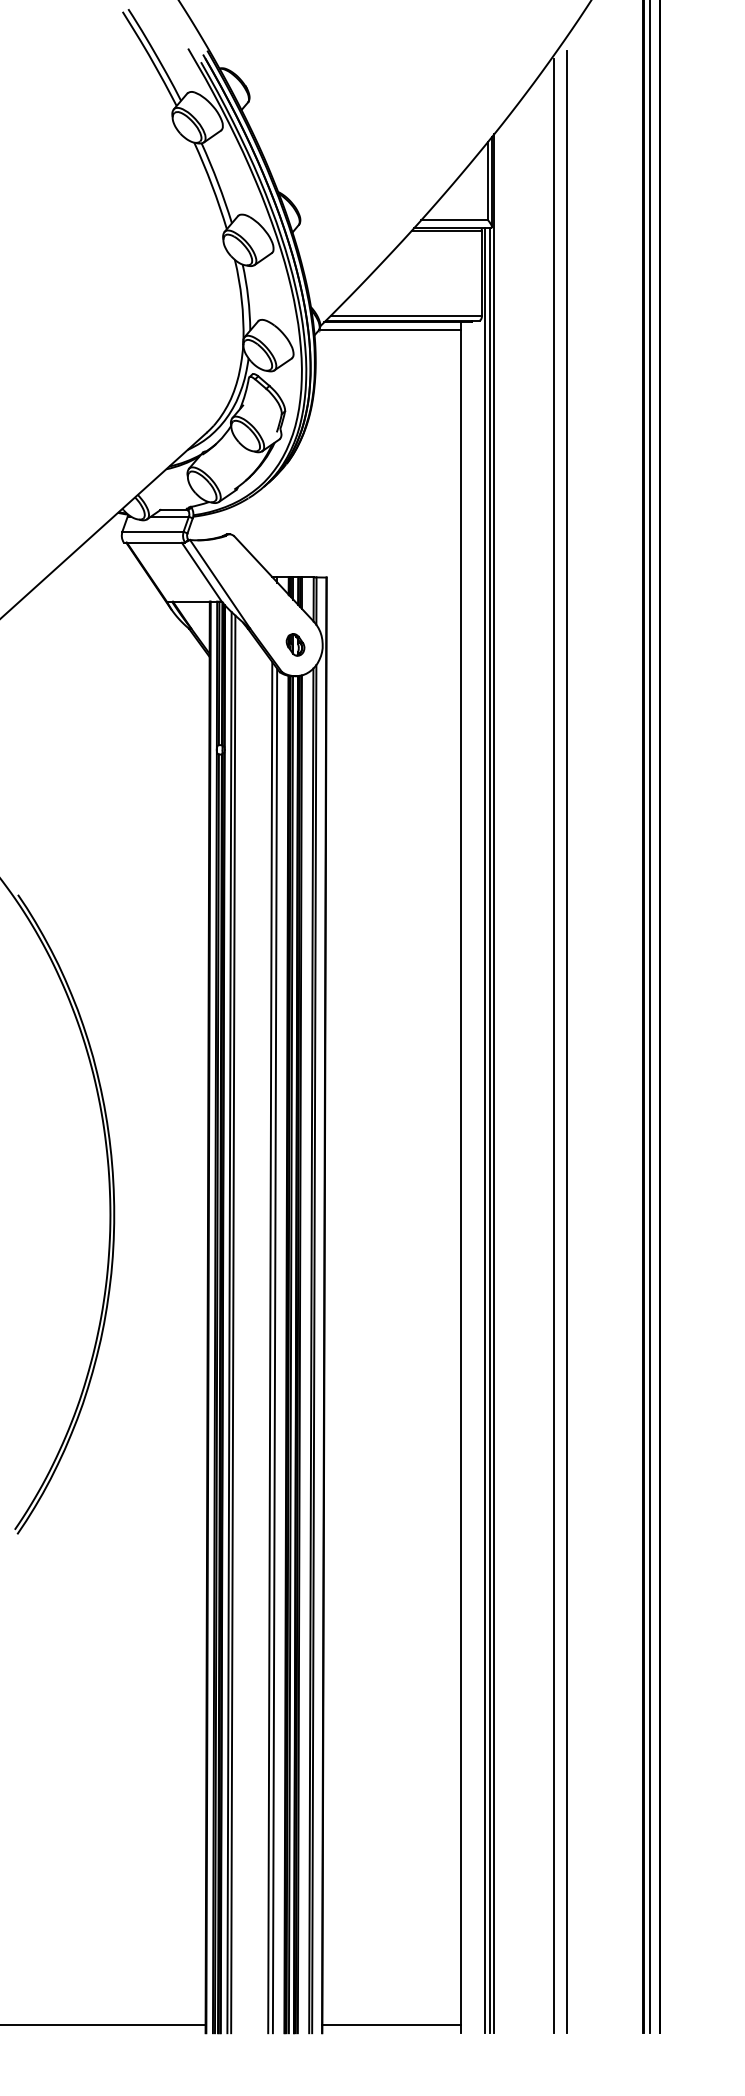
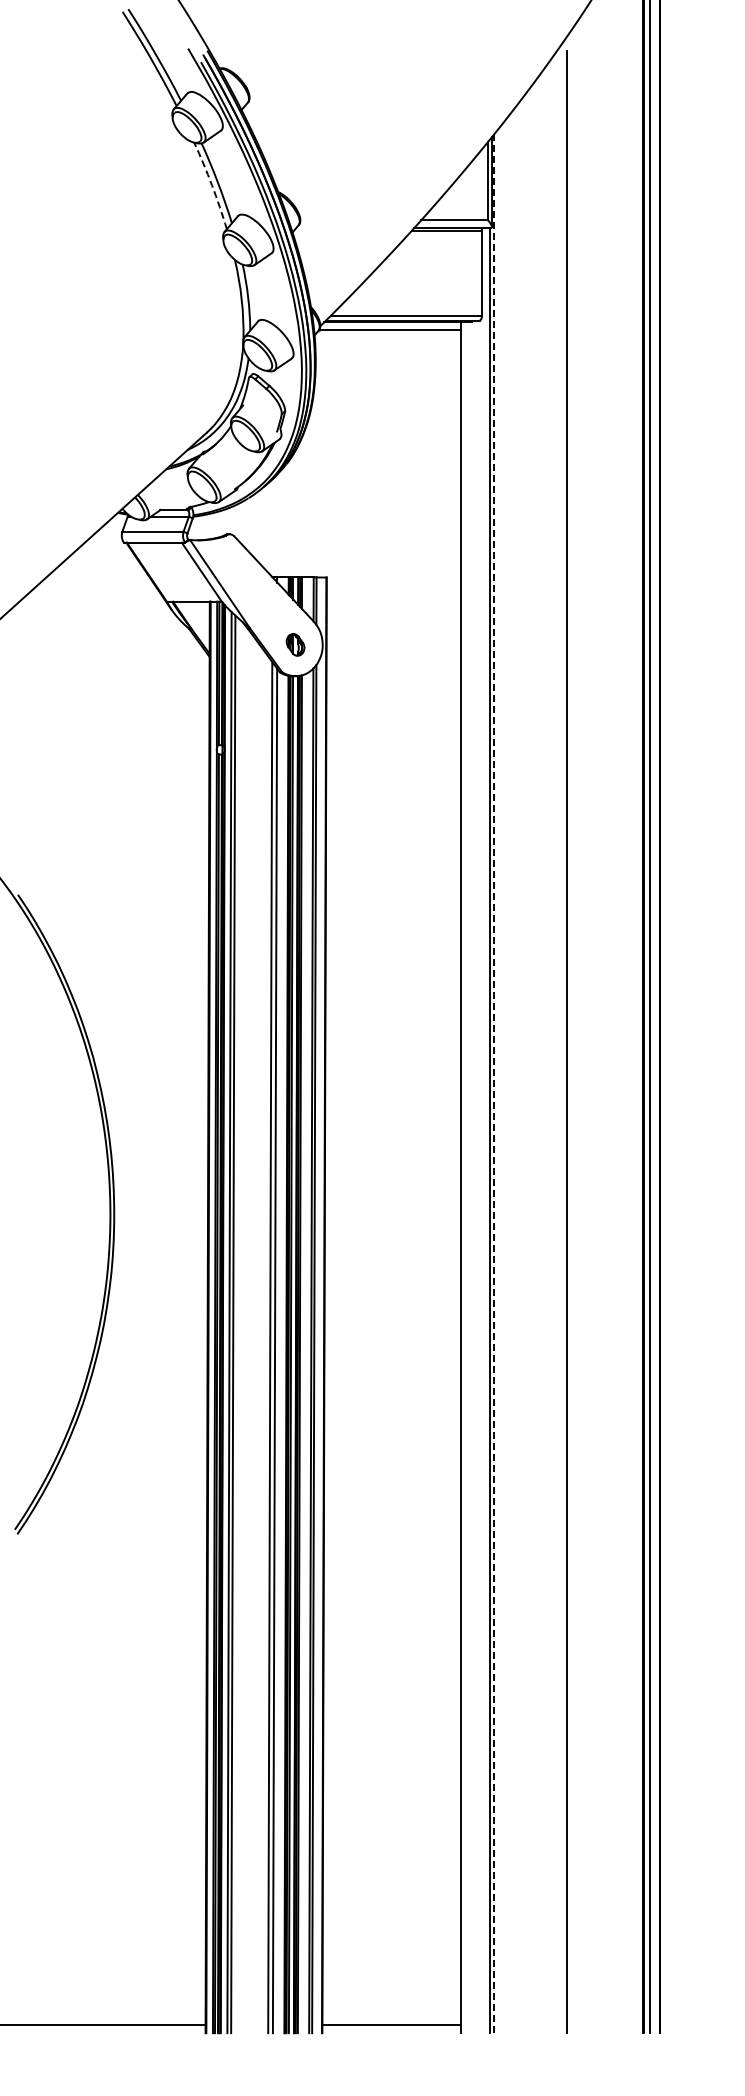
arc: solid -> dashed (212, 185)
line: present -> none (554, 1046)
line: solid -> dashed (494, 1083)
line: present -> none (485, 1130)
